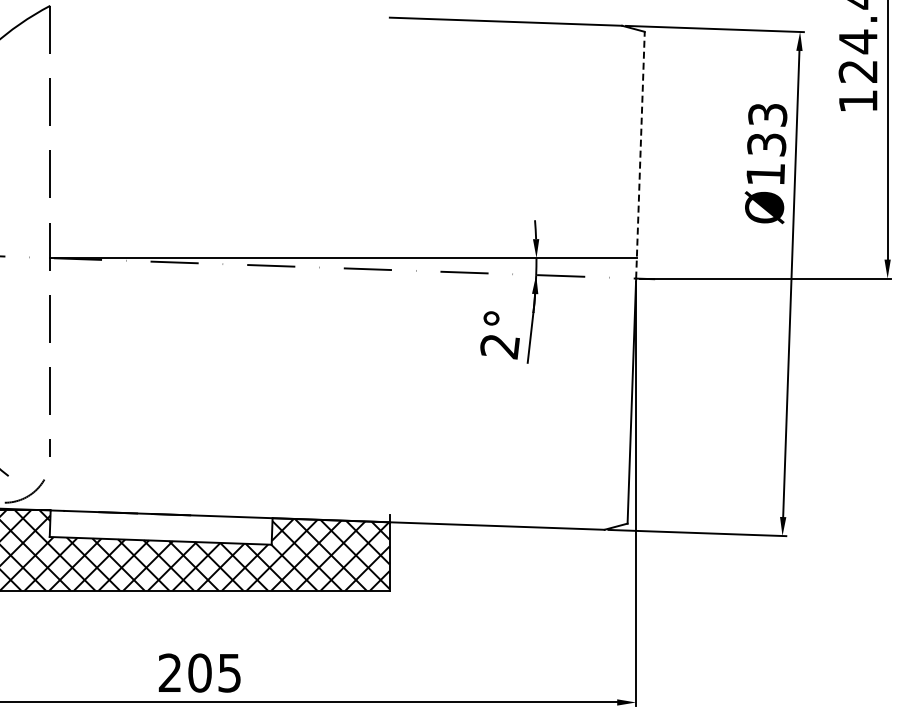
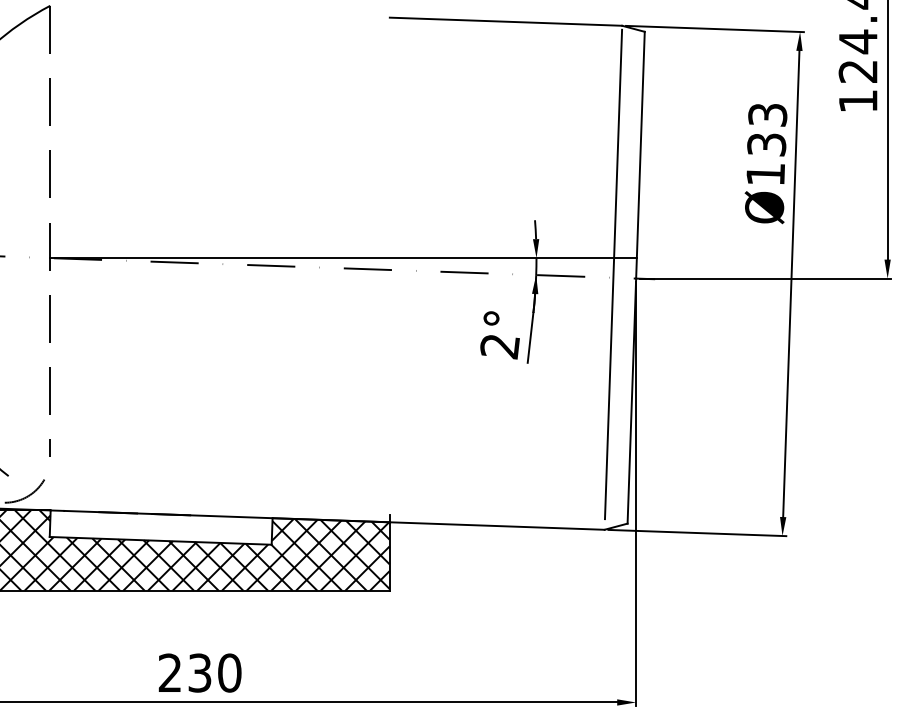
line: dashed -> solid (640, 154)
line: none -> present (613, 274)
text: 205 -> 230 (214, 672)
